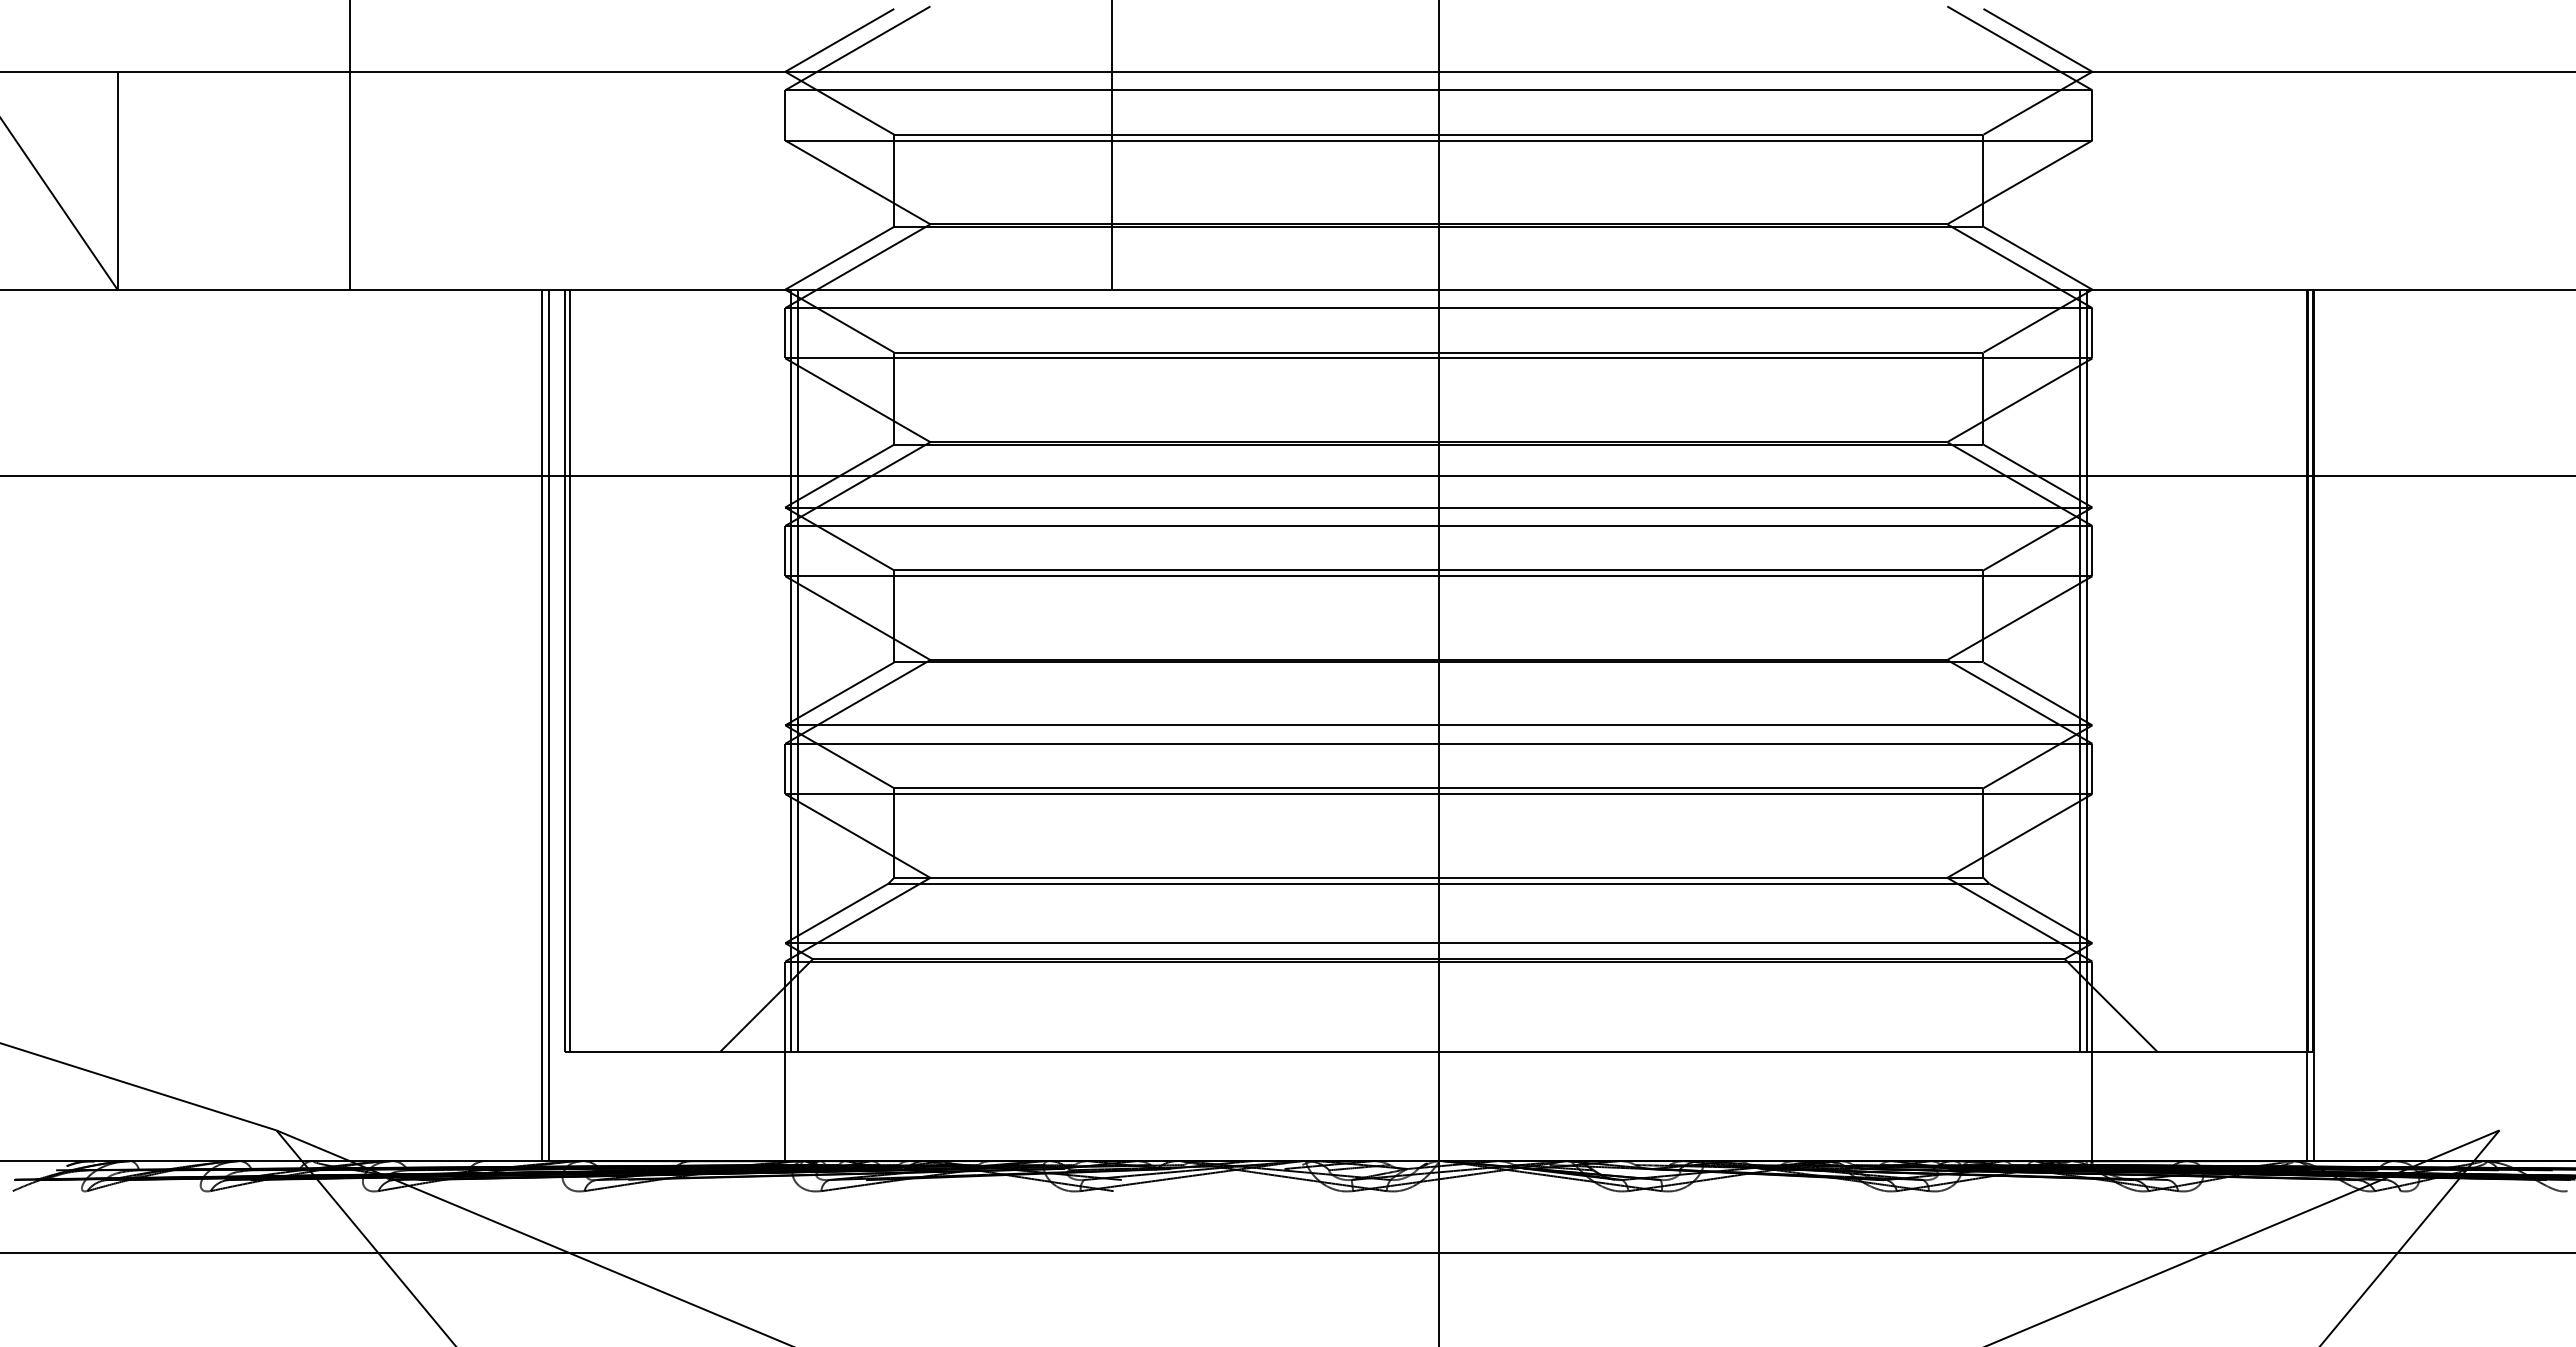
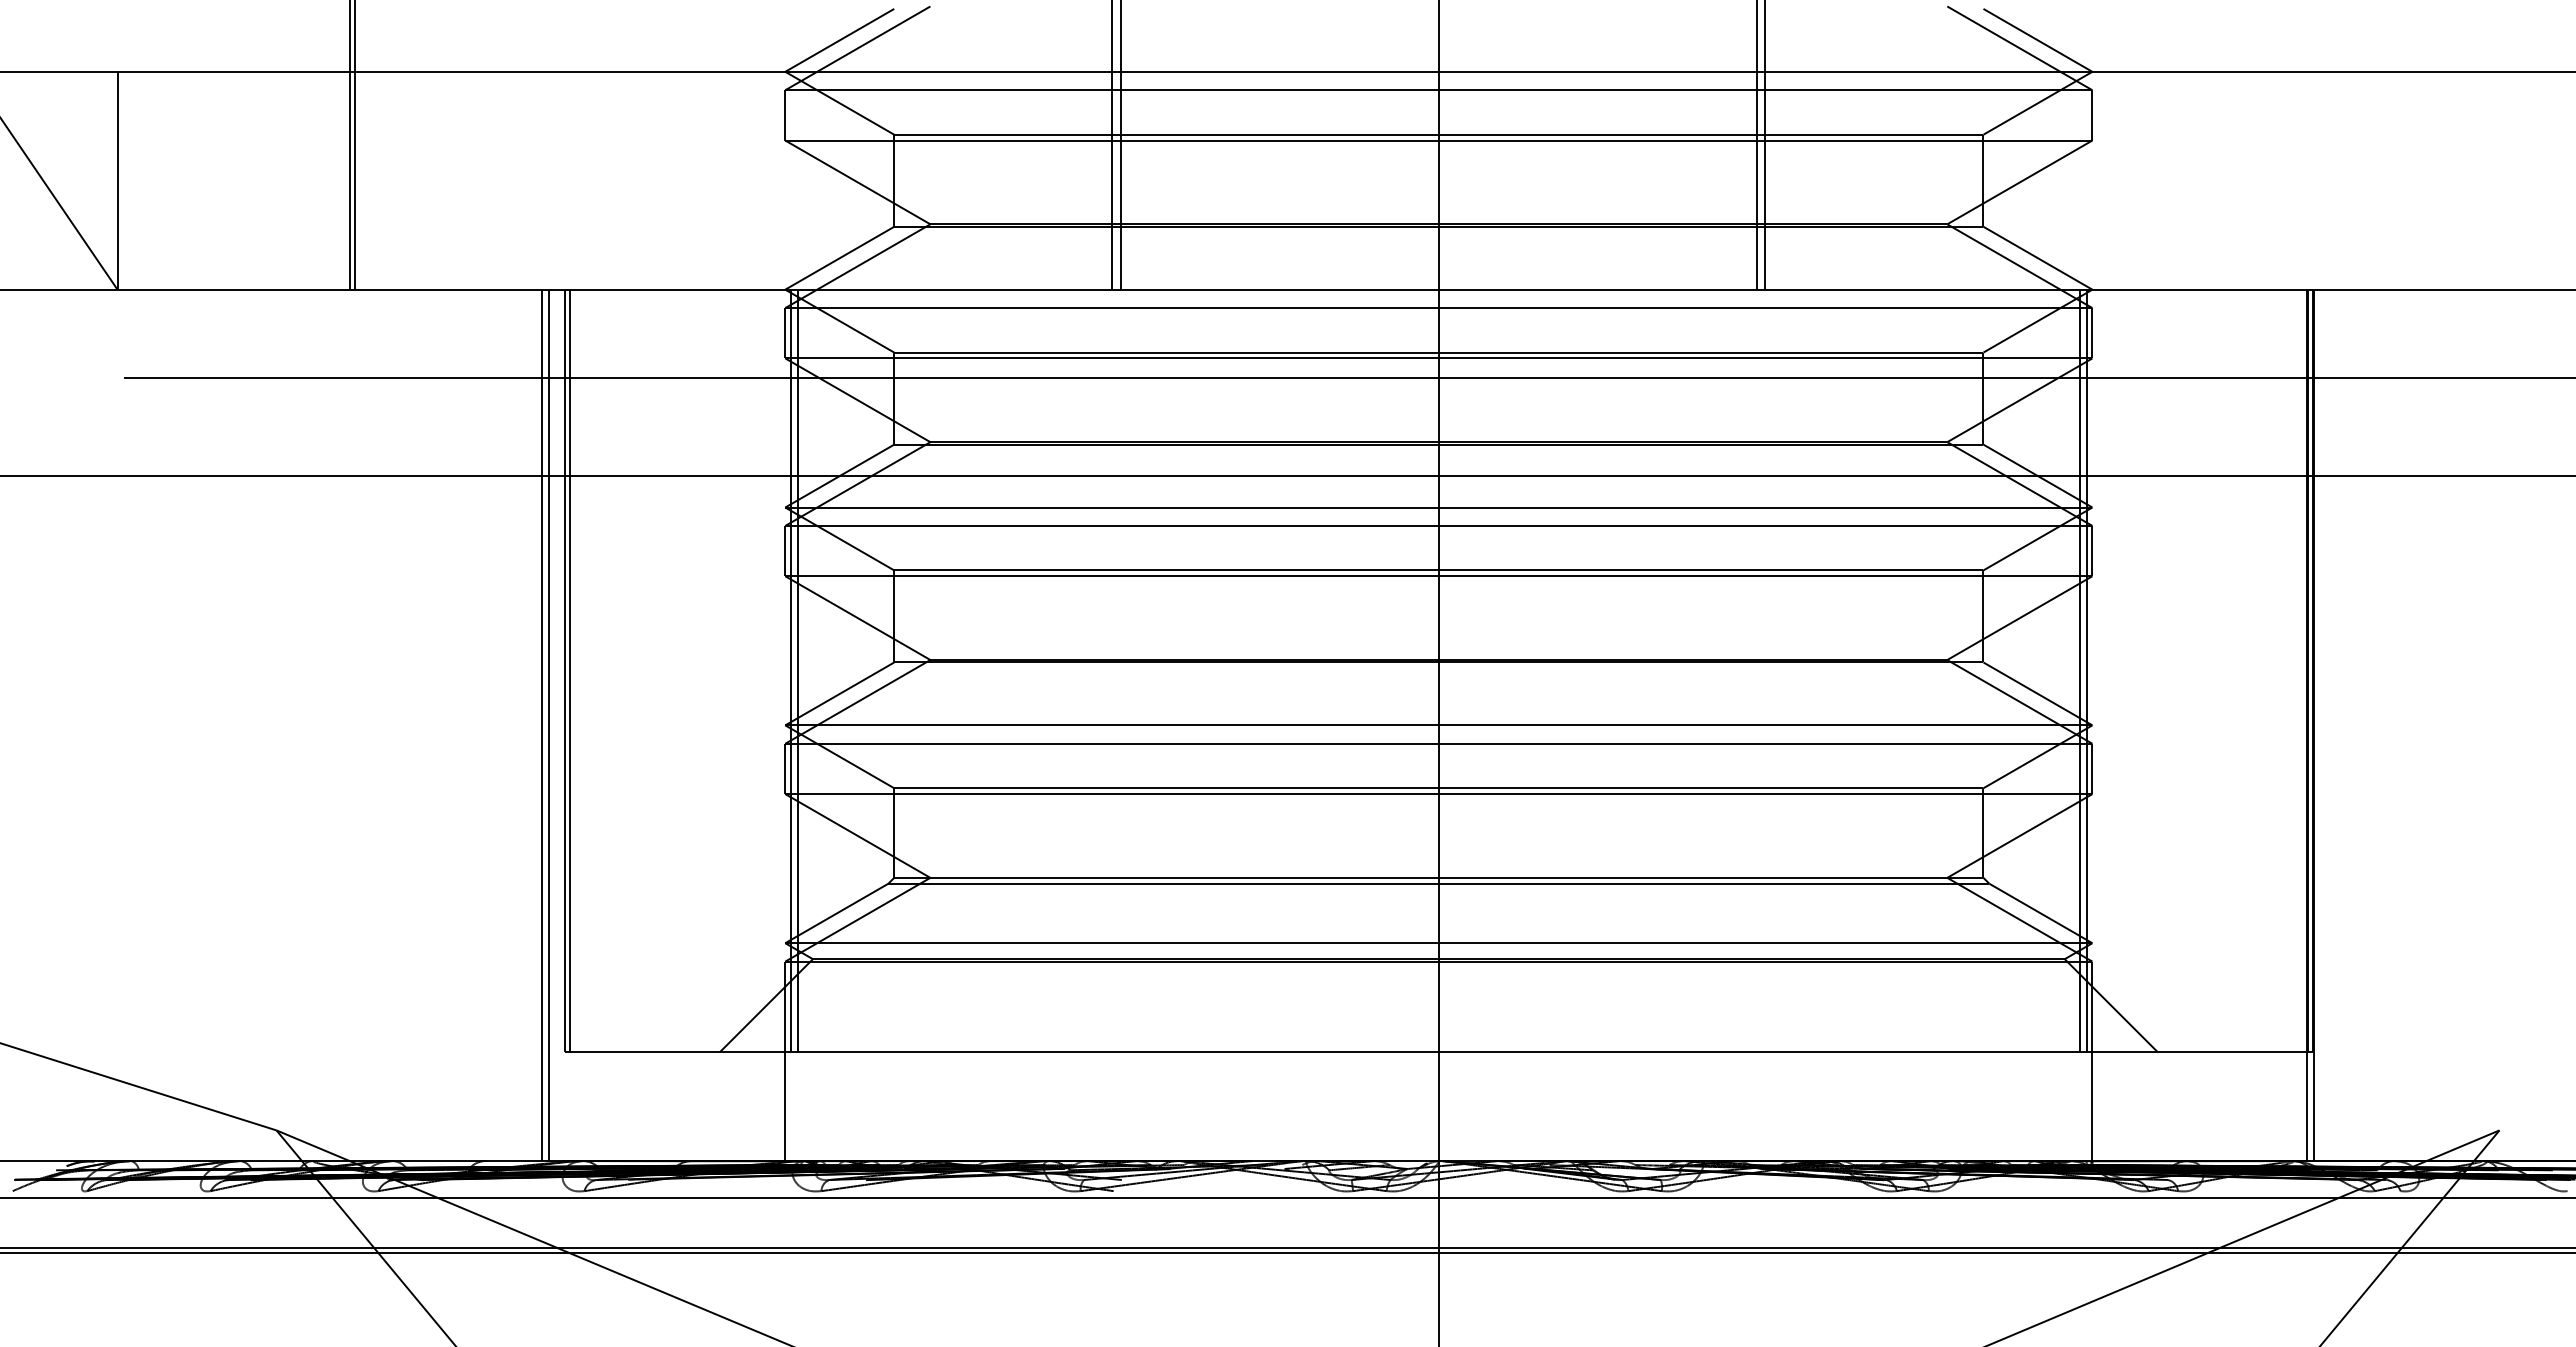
line: none -> present (355, 145)
line: none -> present (1120, 145)
line: none -> present (1756, 145)
line: none -> present (1765, 145)
line: none -> present (1287, 378)
line: none -> present (1287, 1198)
line: none -> present (1287, 1248)
